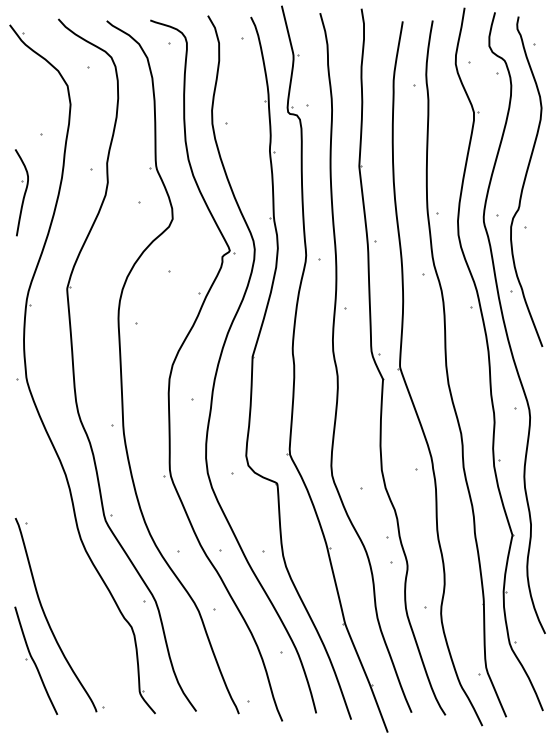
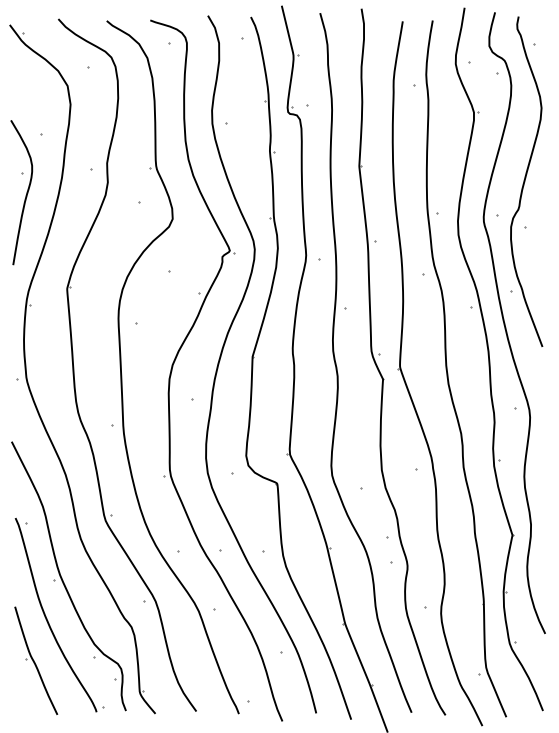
part size: 14x88 px -> 24x146 px (21, 192)
part: none -> present (62, 577)
